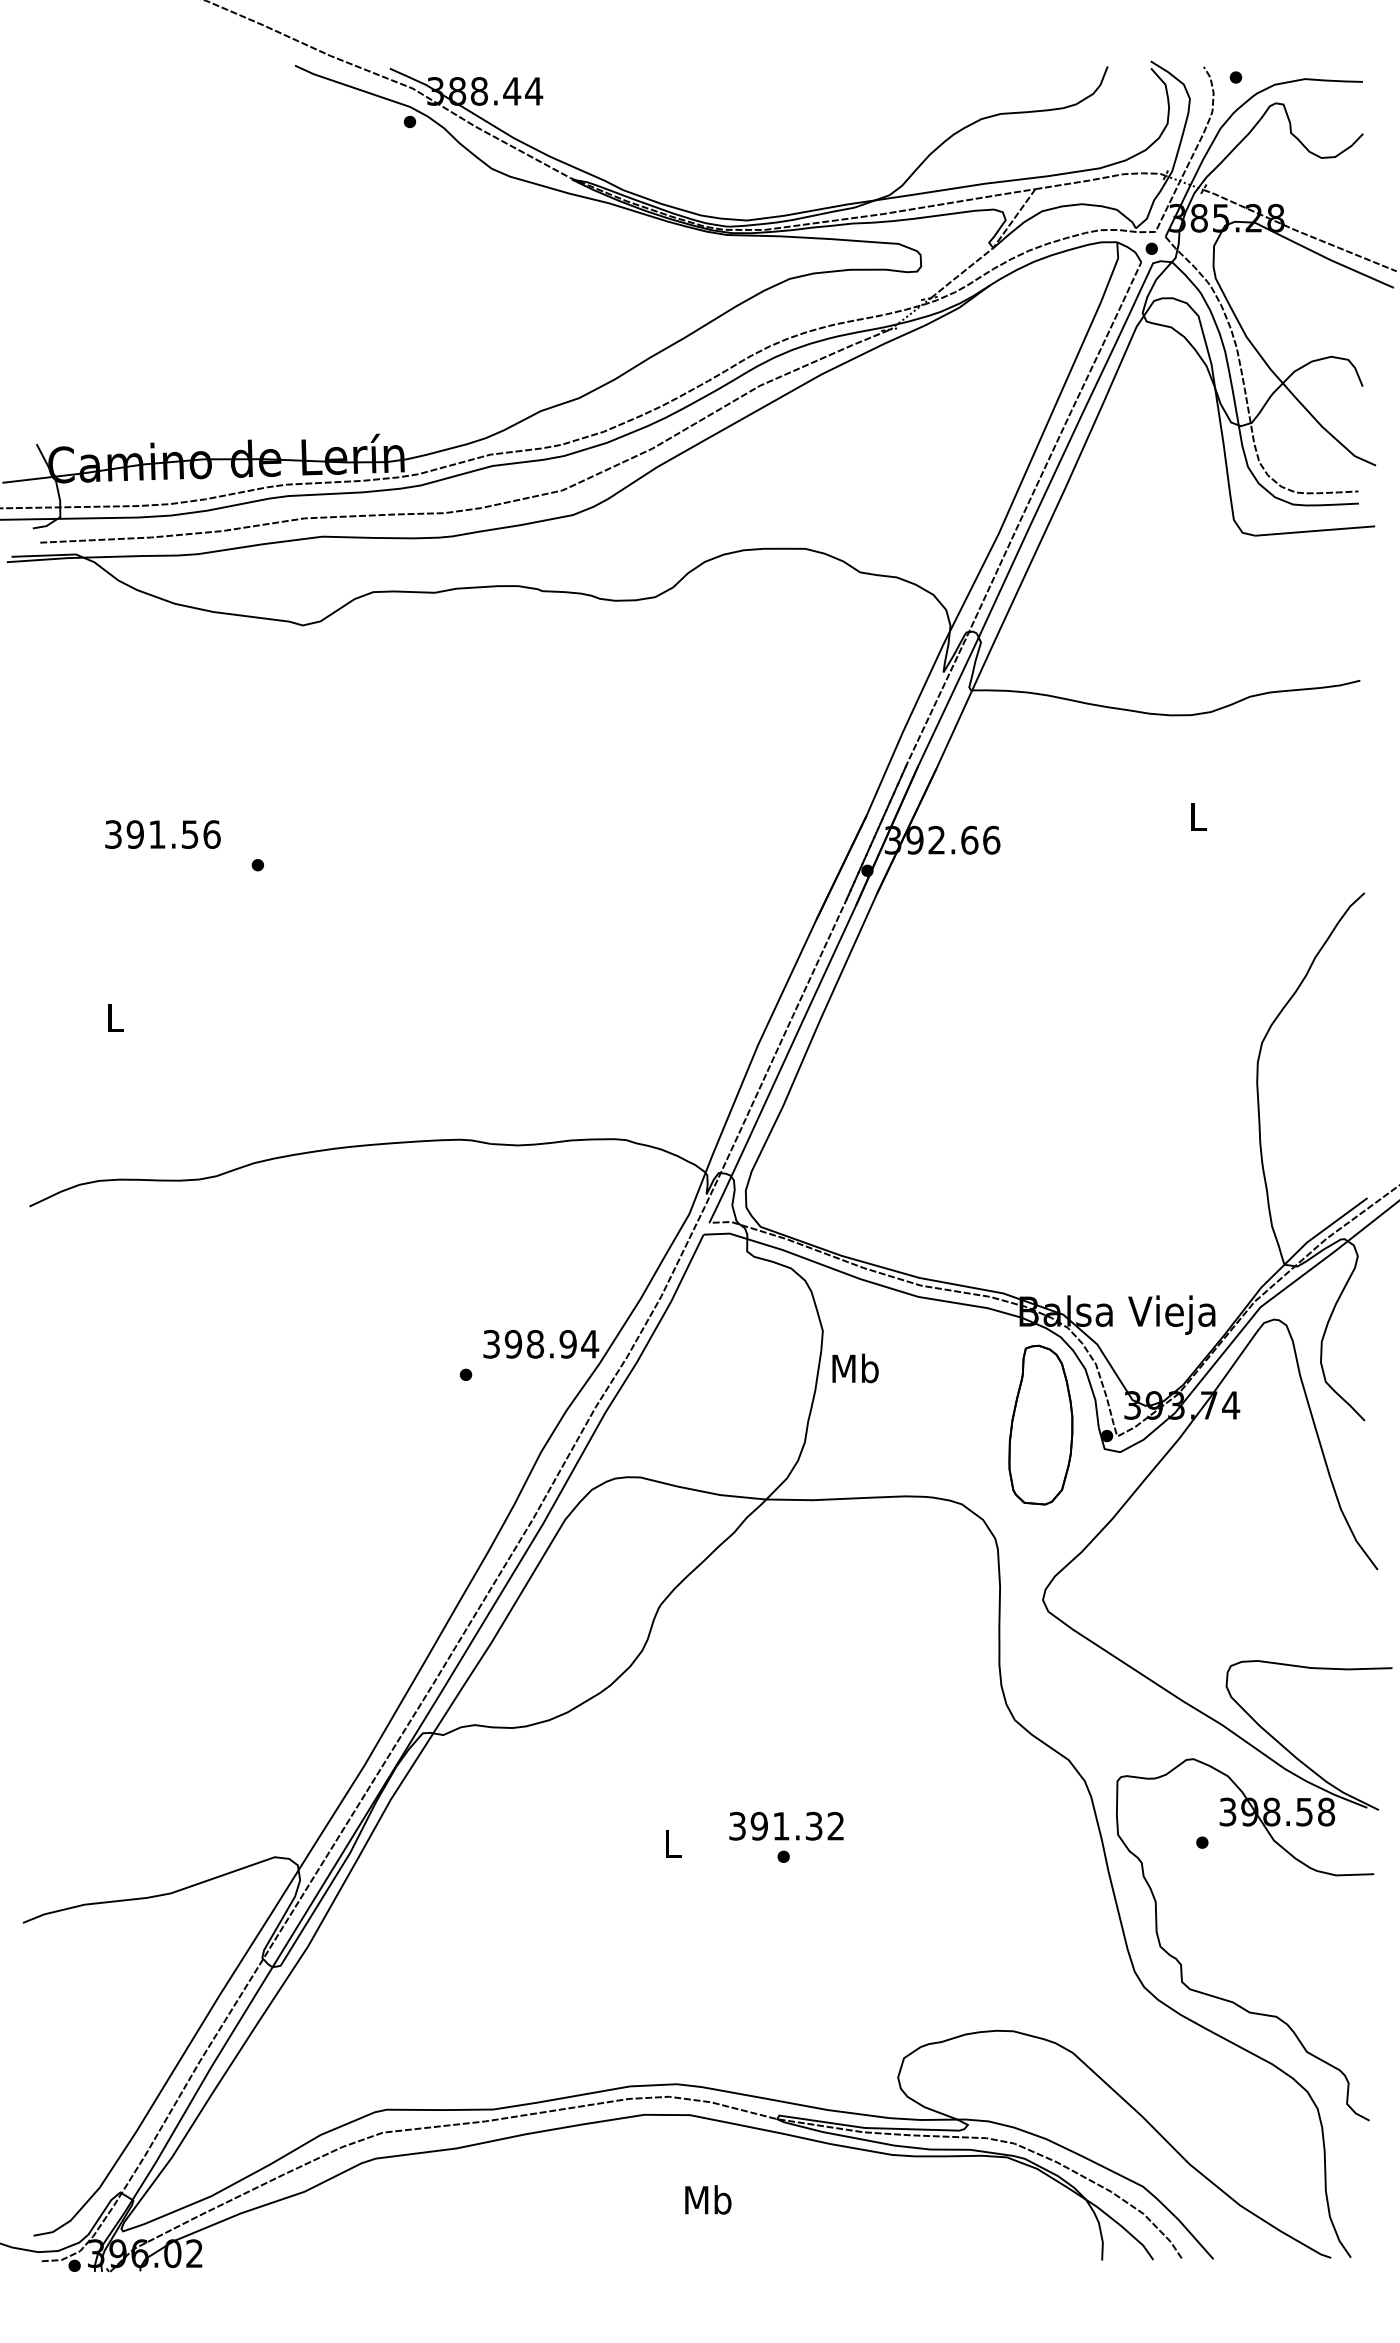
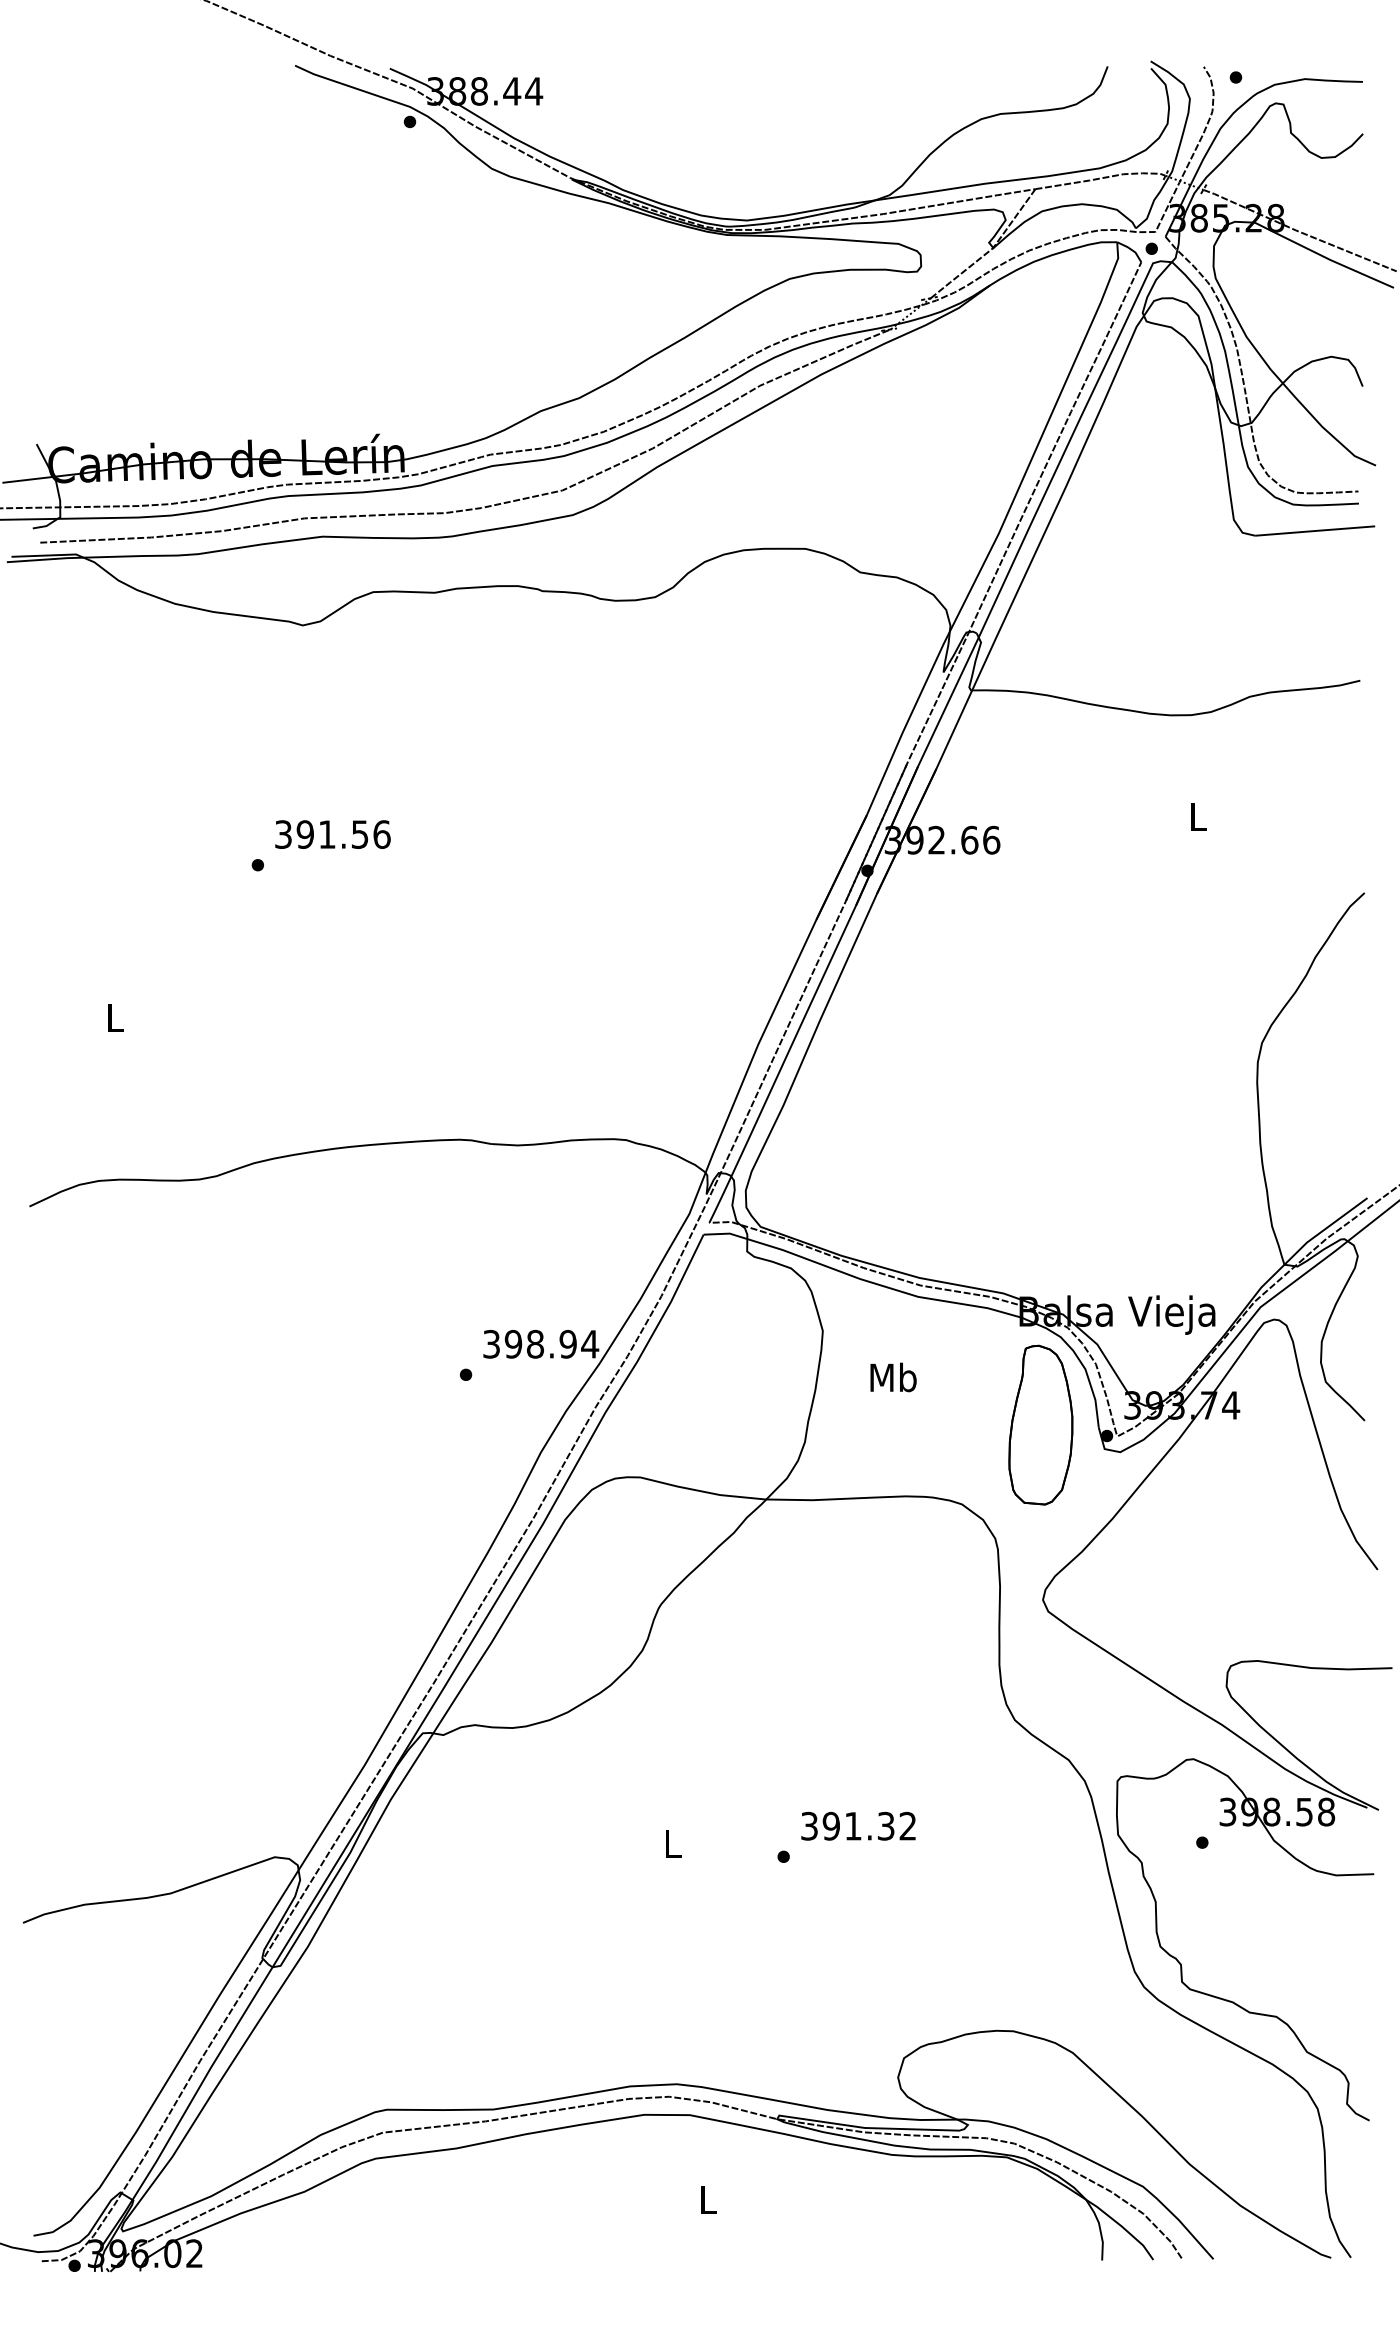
text position: (162, 834) -> (332, 834) (332, 834)
text position: (855, 1368) -> (893, 1377) (893, 1377)
text position: (786, 1825) -> (858, 1825) (858, 1825)
text: Mb -> L (708, 2199)
